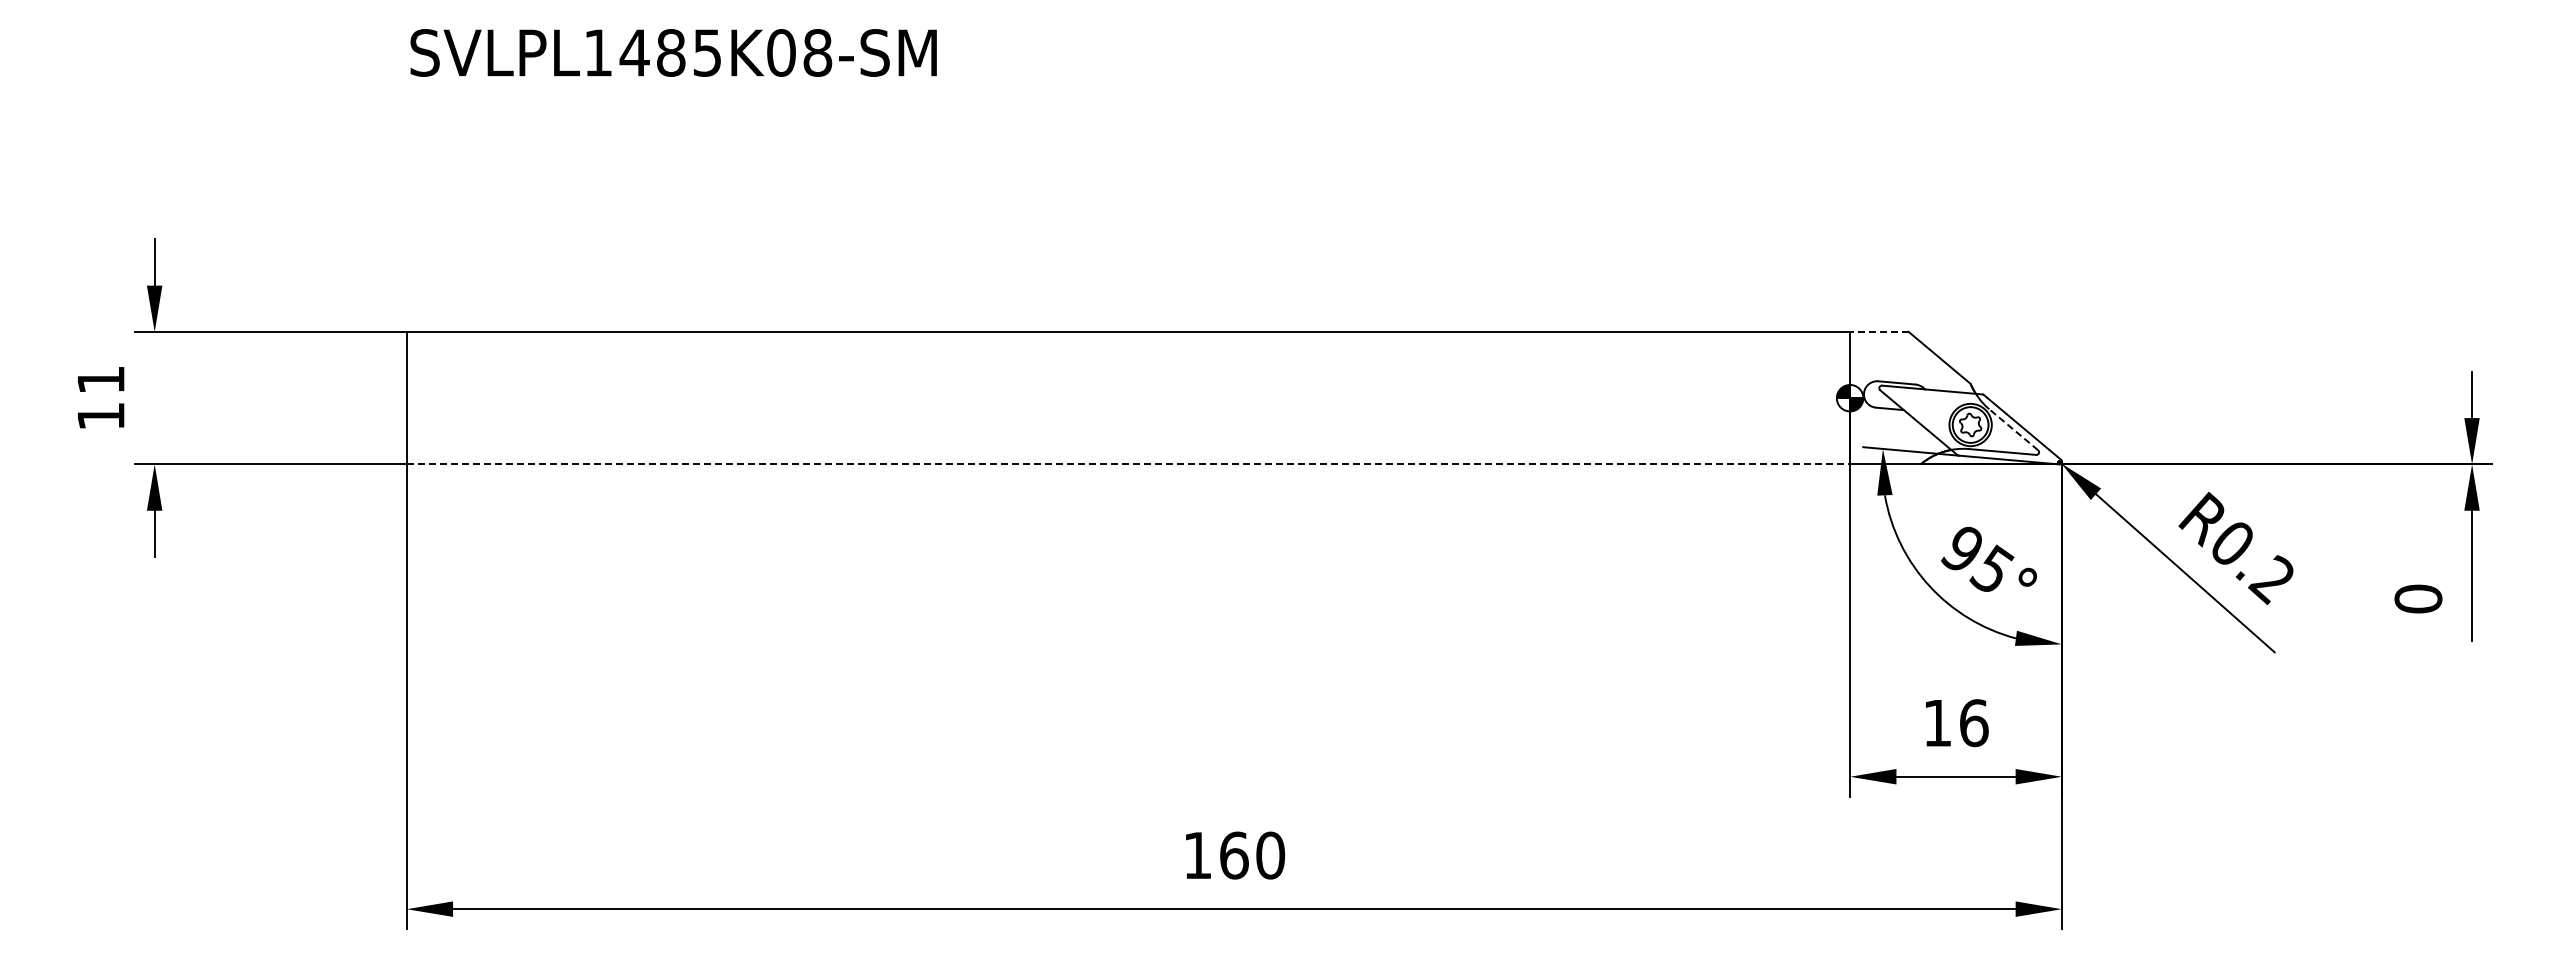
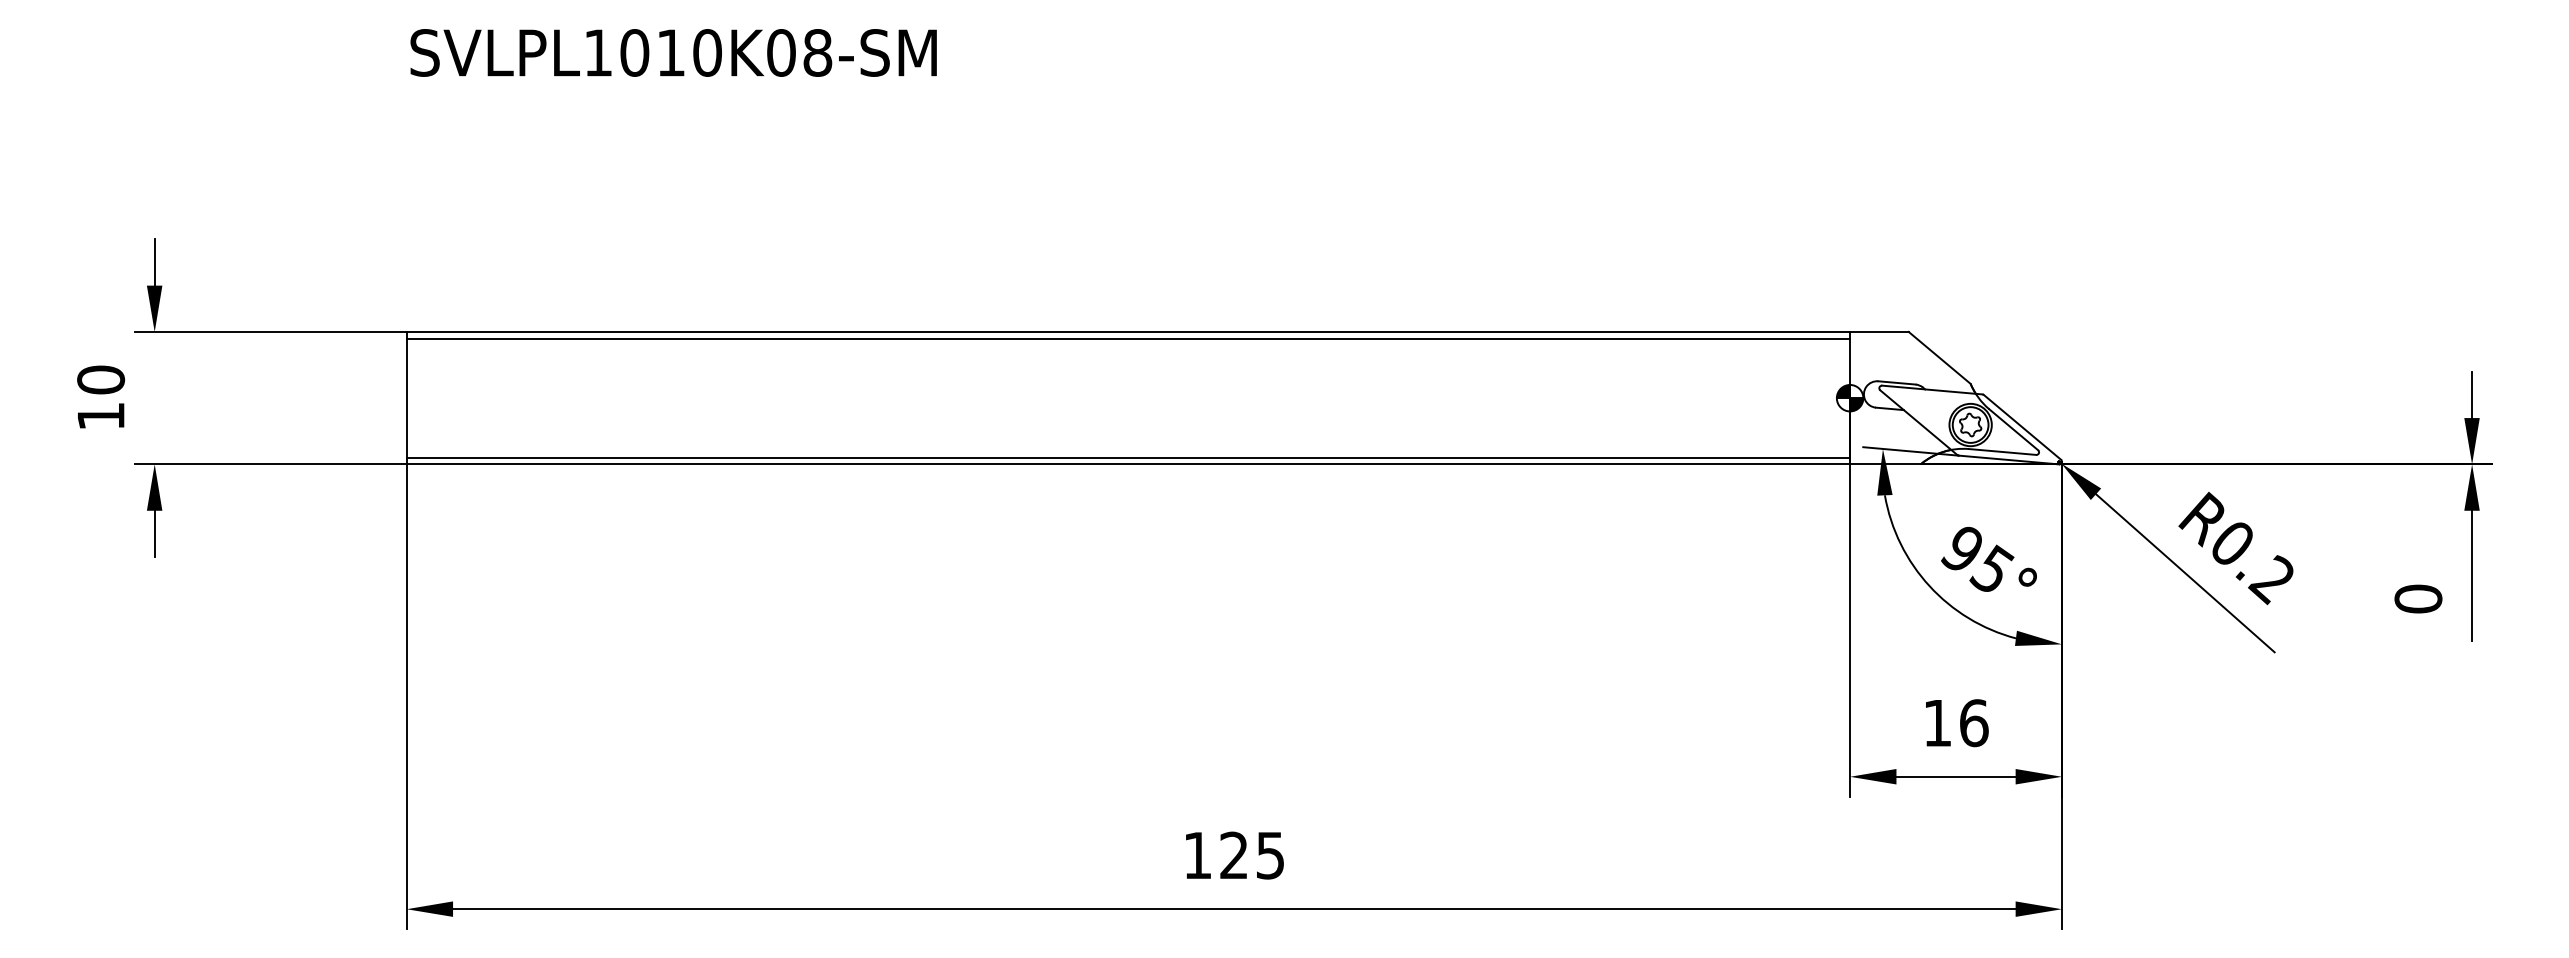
text: SVLPL1485K08-SM -> SVLPL1010K08-SM (670, 52)
line: dashed -> solid (1878, 331)
line: none -> present (1128, 338)
text: 11 -> 10 (101, 379)
line: dashed -> solid (2013, 429)
line: none -> present (1128, 457)
line: dashed -> solid (1128, 464)
text: 160 -> 125 (1252, 855)
